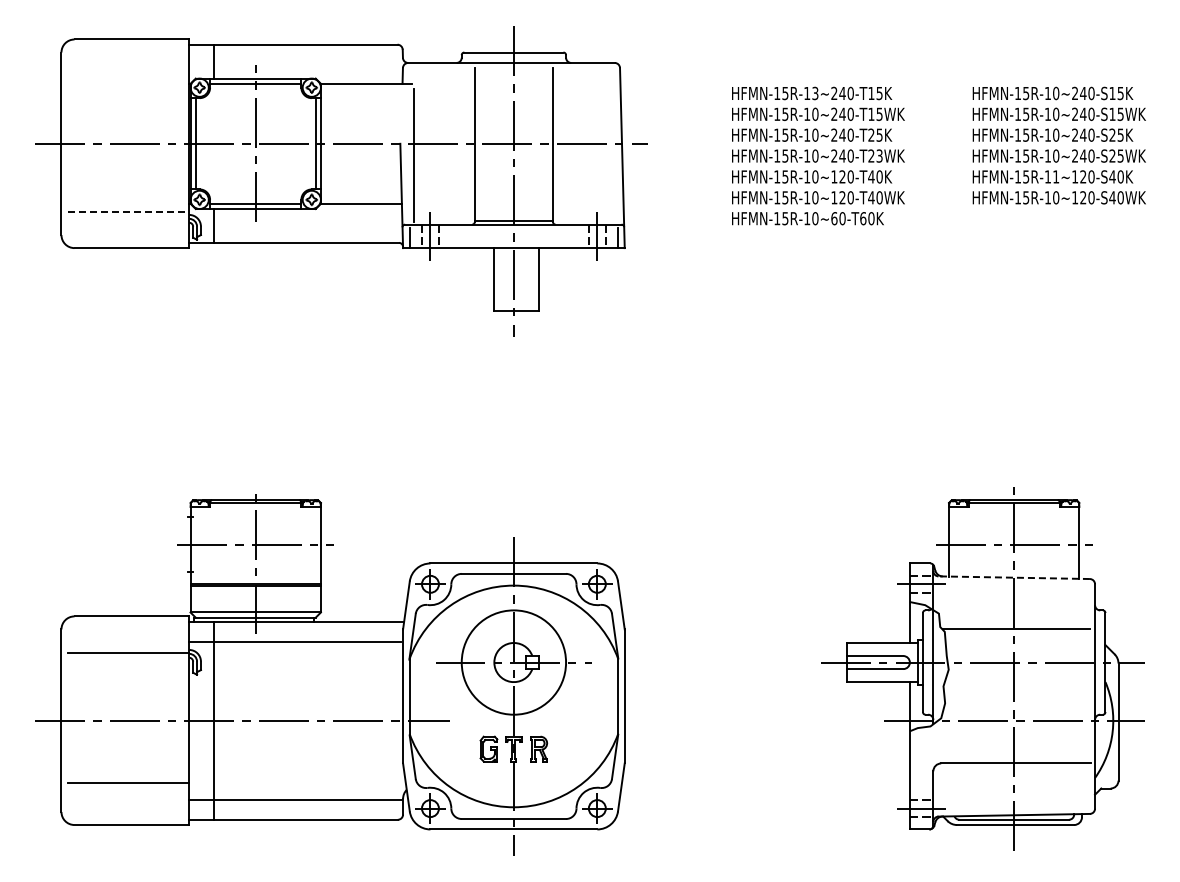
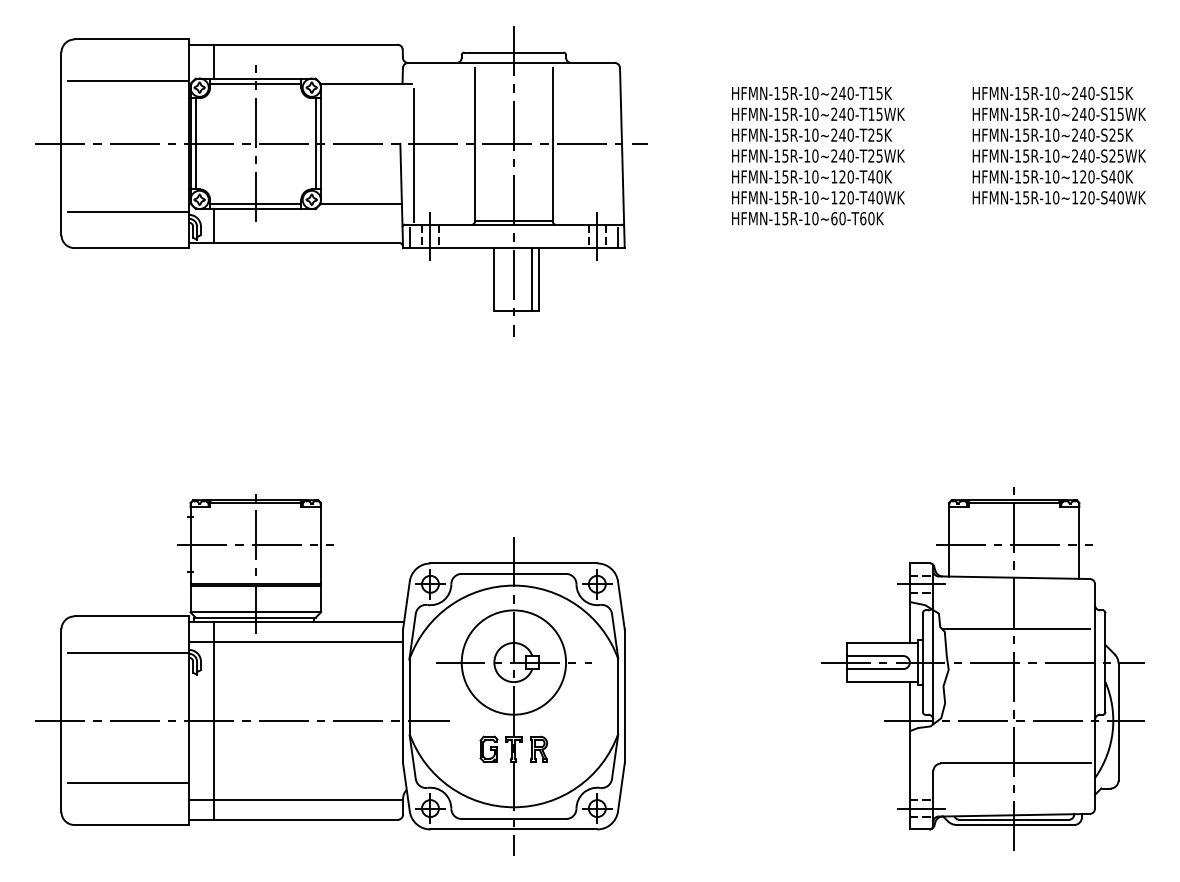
line: none -> present (128, 81)
text: HFMN-15R-13~240-T15K -> HFMN-15R-10~240-T15K (815, 93)
text: HFMN-15R-10~240-T23WK -> HFMN-15R-10~240-T25WK (879, 155)
text: HFMN-15R-11~120-S40K -> HFMN-15R-10~120-S40K (1056, 176)
line: dashed -> solid (128, 211)
line: none -> present (532, 279)
line: dashed -> solid (1014, 577)
